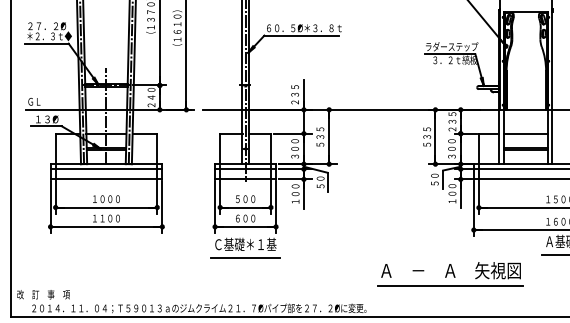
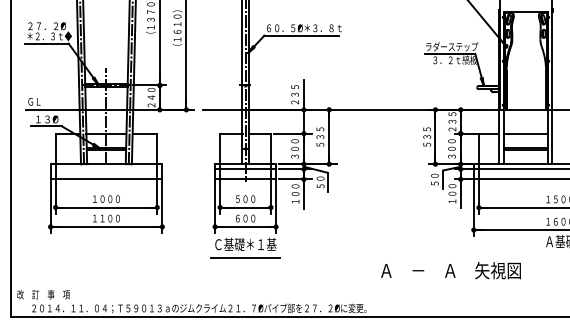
line: present -> none (106, 169)
line: present -> none (553, 254)
line: present -> none (450, 286)
